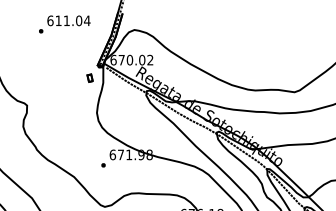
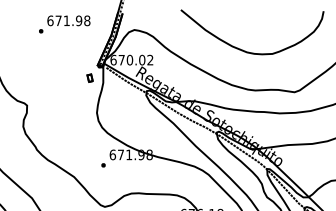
text: 611.04 -> 671.98 (72, 20)
curve: none -> present (245, 50)
